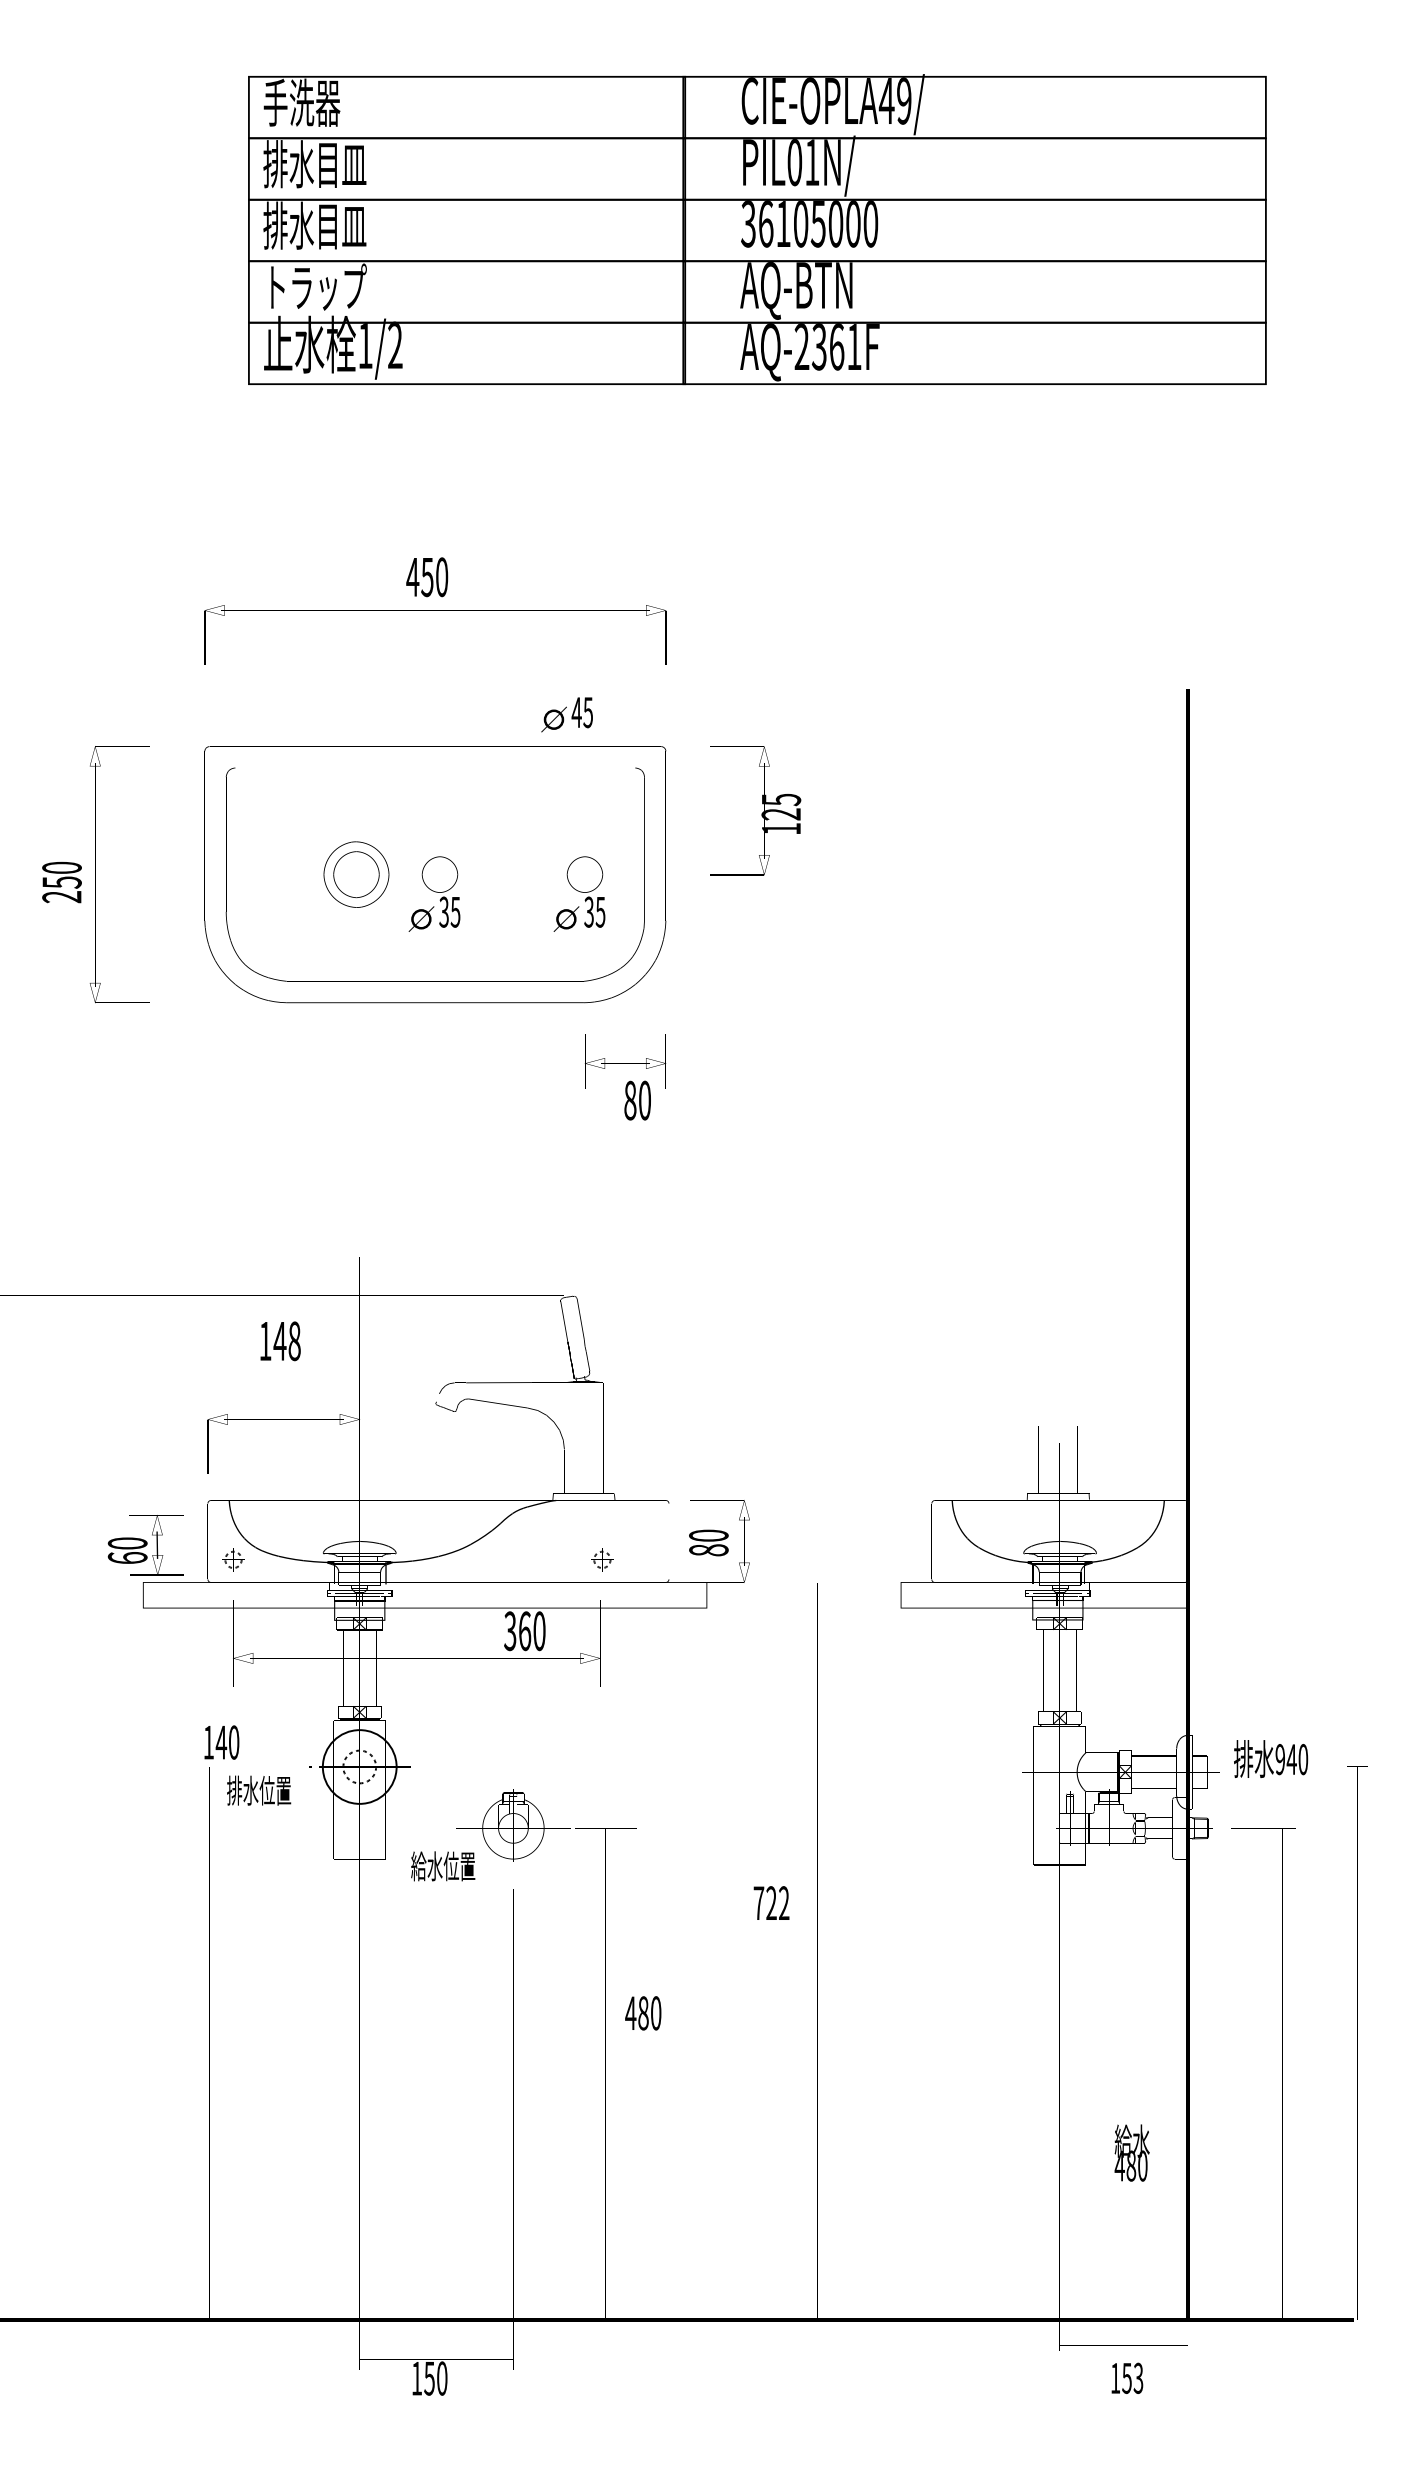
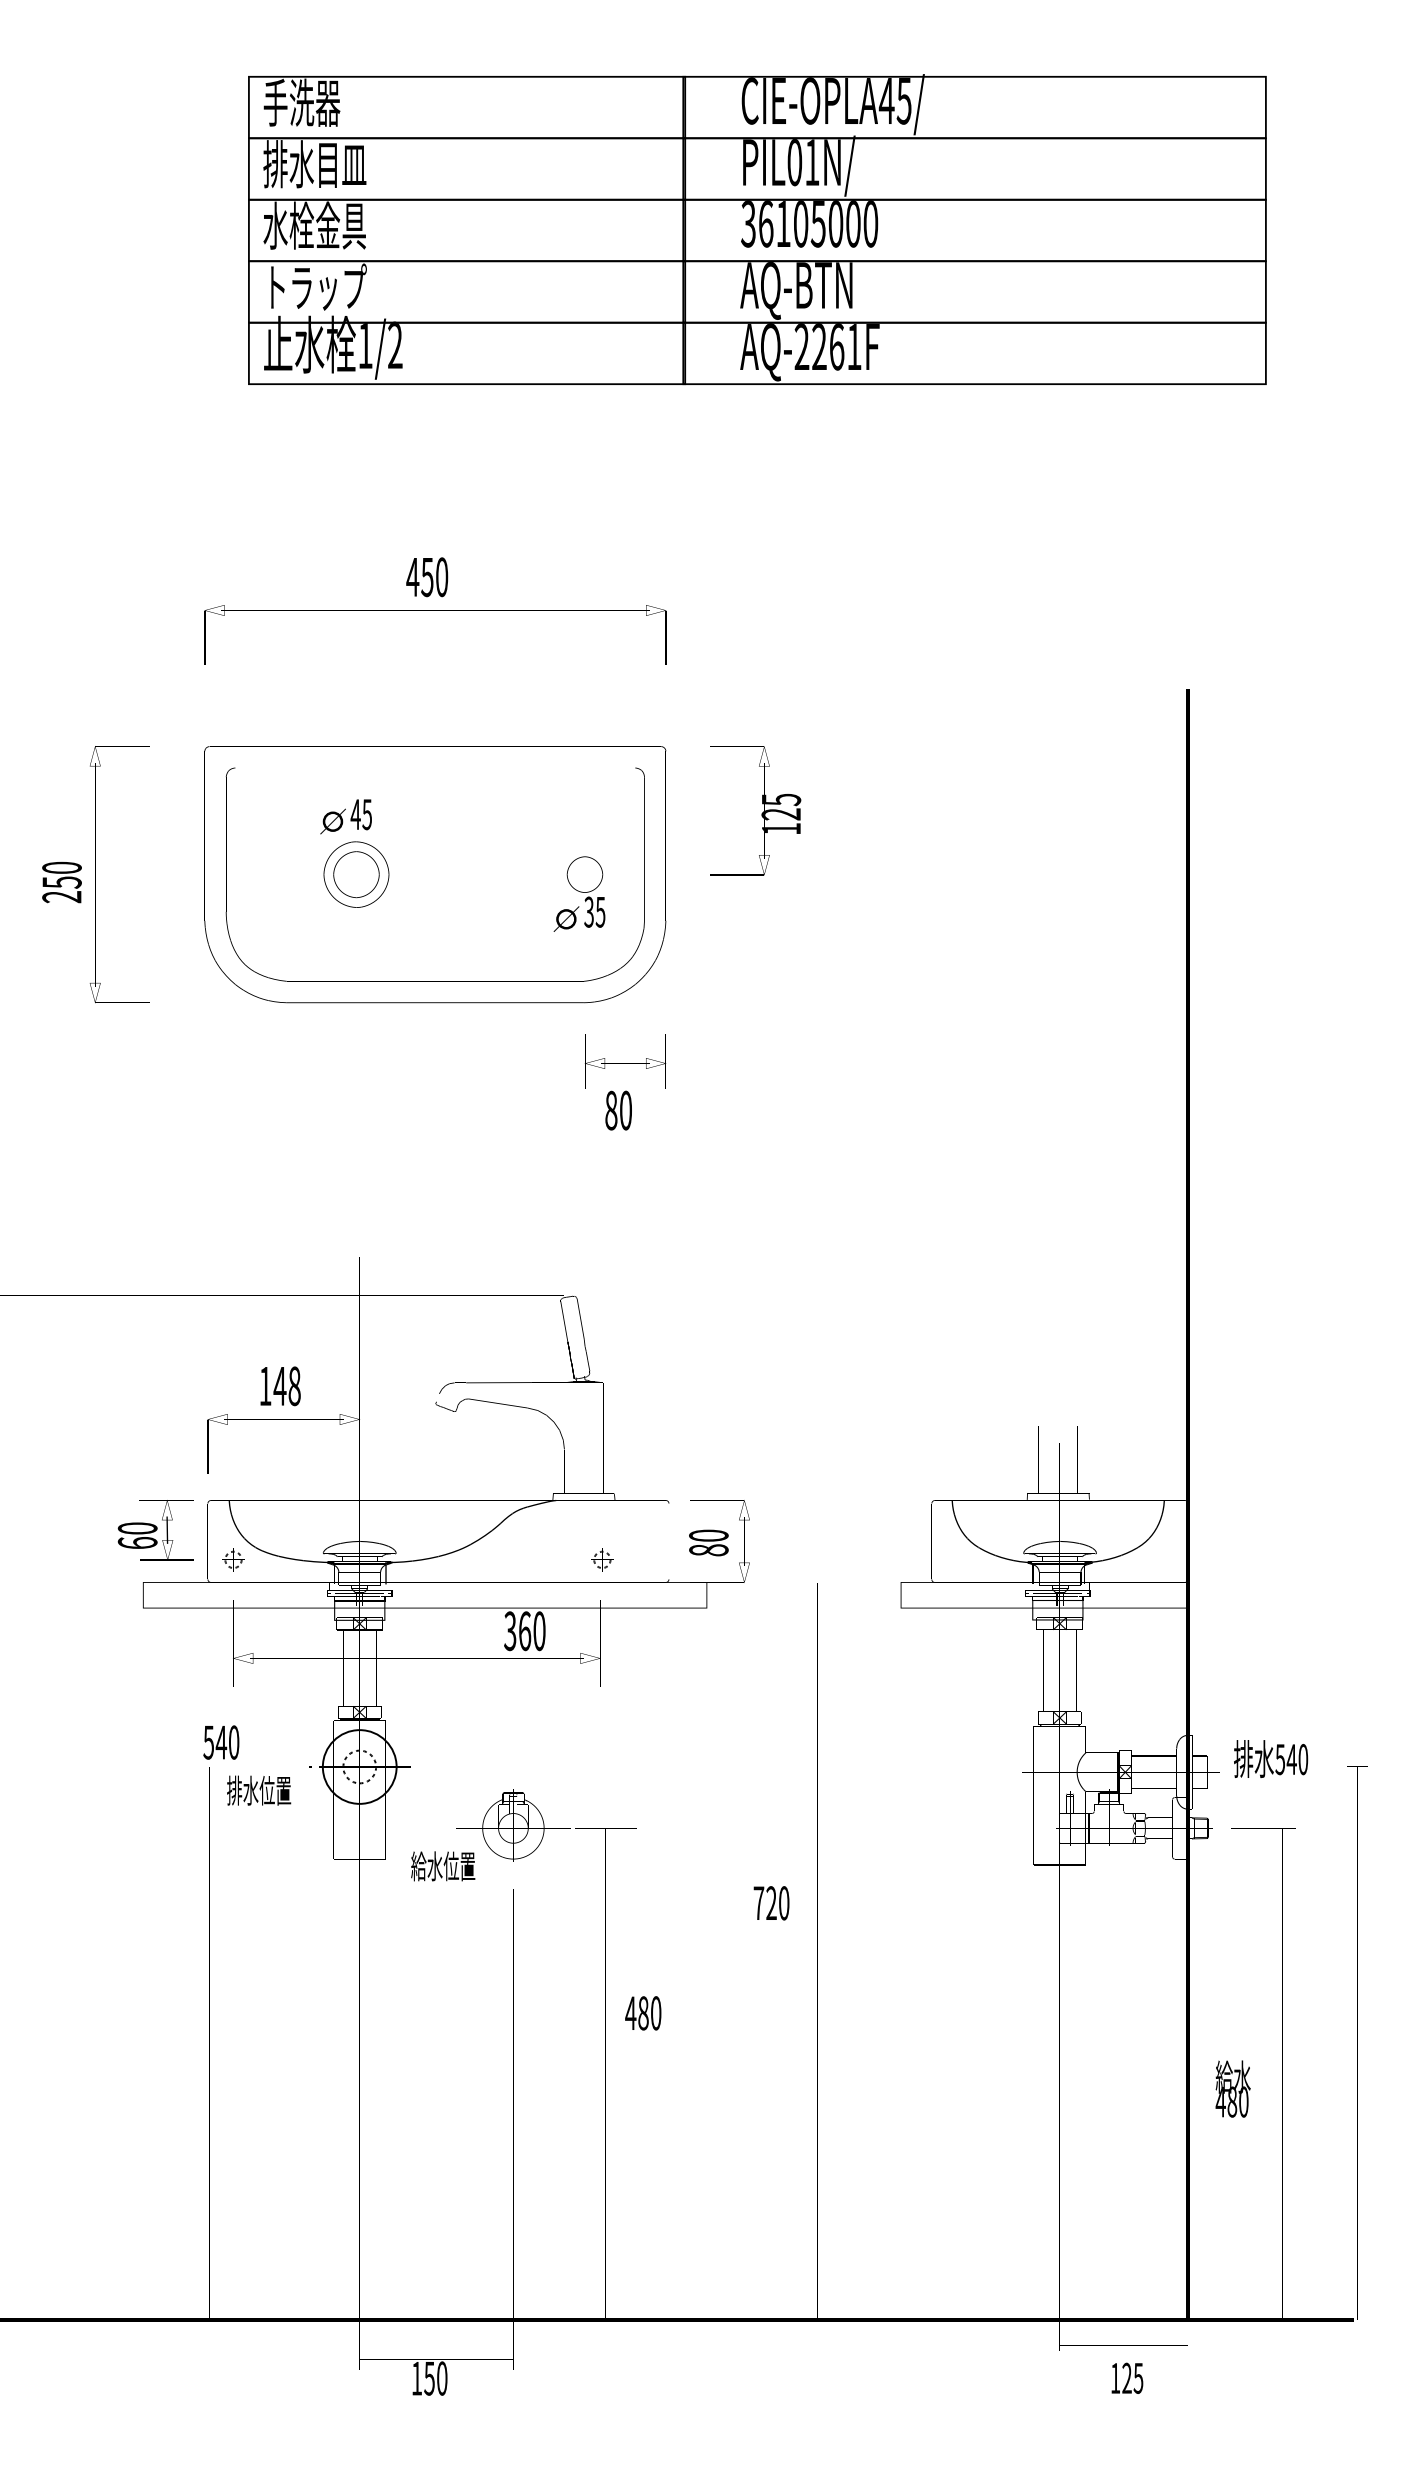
text: CIE-OPLA49/ -> CIE-OPLA45/ (903, 100)
text: 排水目皿 -> 水栓金具 (314, 225)
text: AQ-2361F -> AQ-2261F (818, 347)
part position: (566, 714) -> (345, 816) (345, 816)
part: present -> none (434, 893)
text position: (637, 1100) -> (618, 1110) (618, 1110)
text position: (280, 1341) -> (280, 1386) (280, 1386)
text position: (145, 1545) -> (155, 1530) (155, 1530)
text: 140 -> 540 (208, 1742)
text: 940 -> 540 (1279, 1759)
text: 722 -> 720 (784, 1903)
text position: (1131, 2152) -> (1232, 2088) (1232, 2088)
text: 153 -> 125 (1132, 2377)
